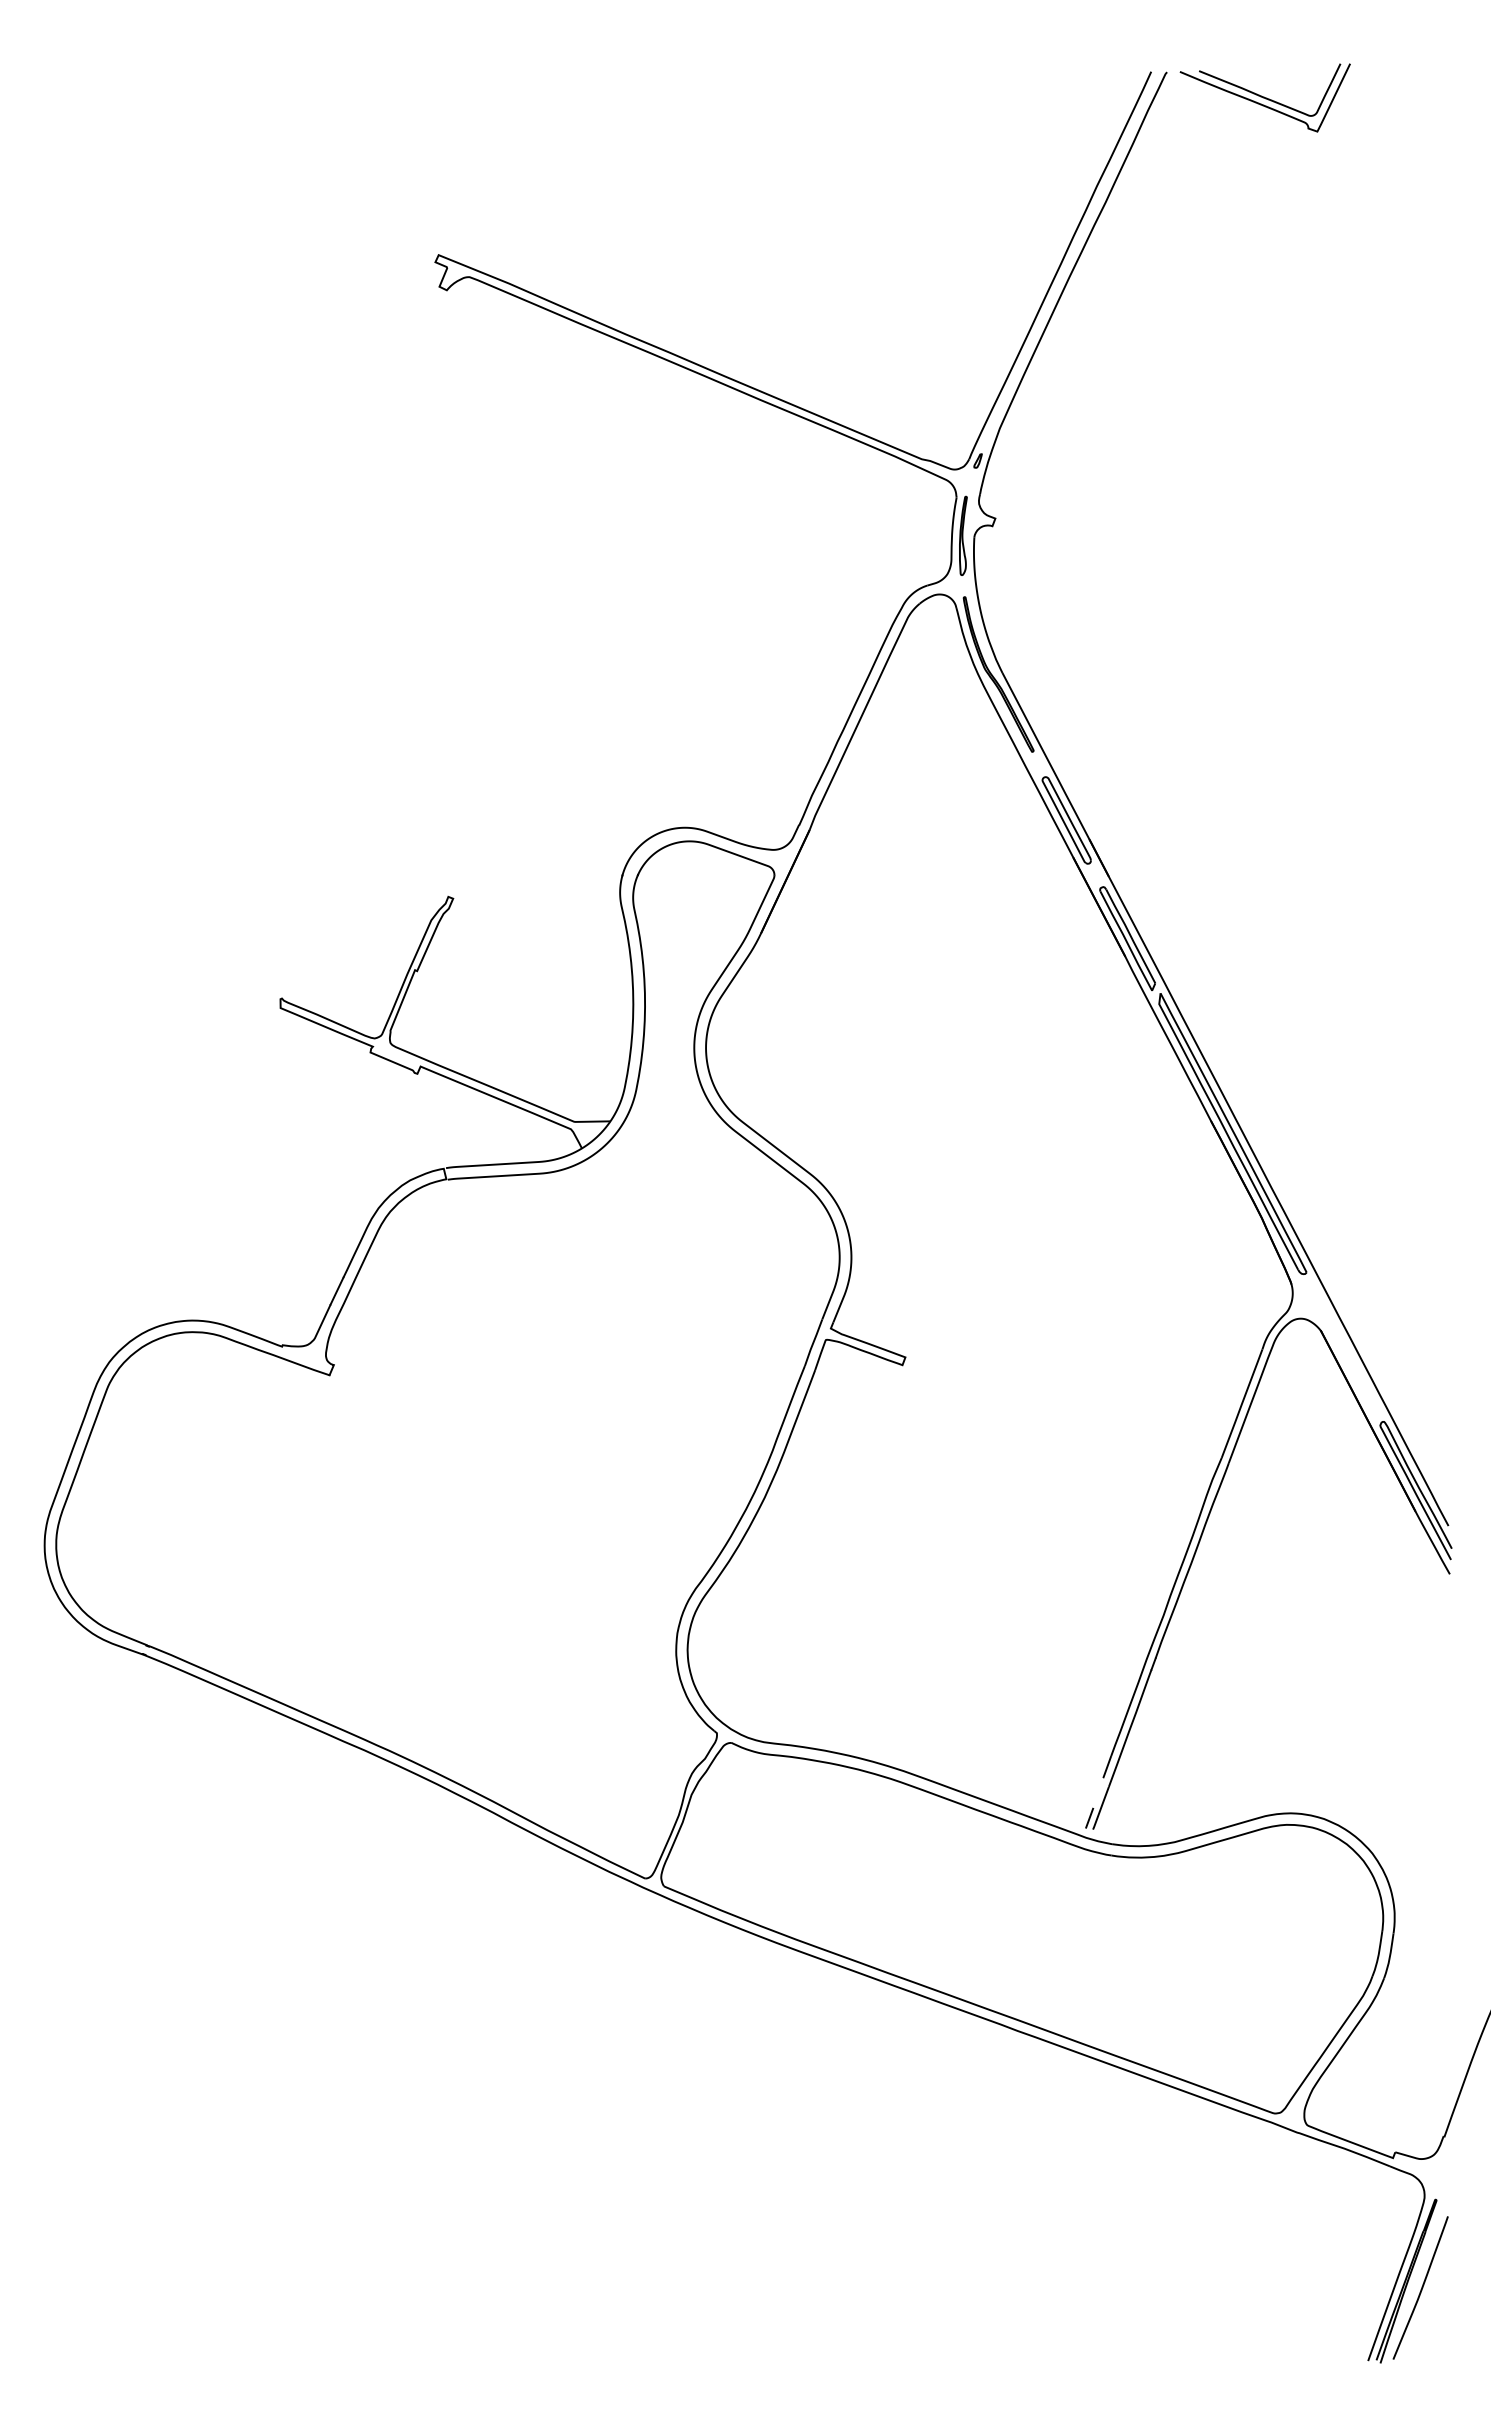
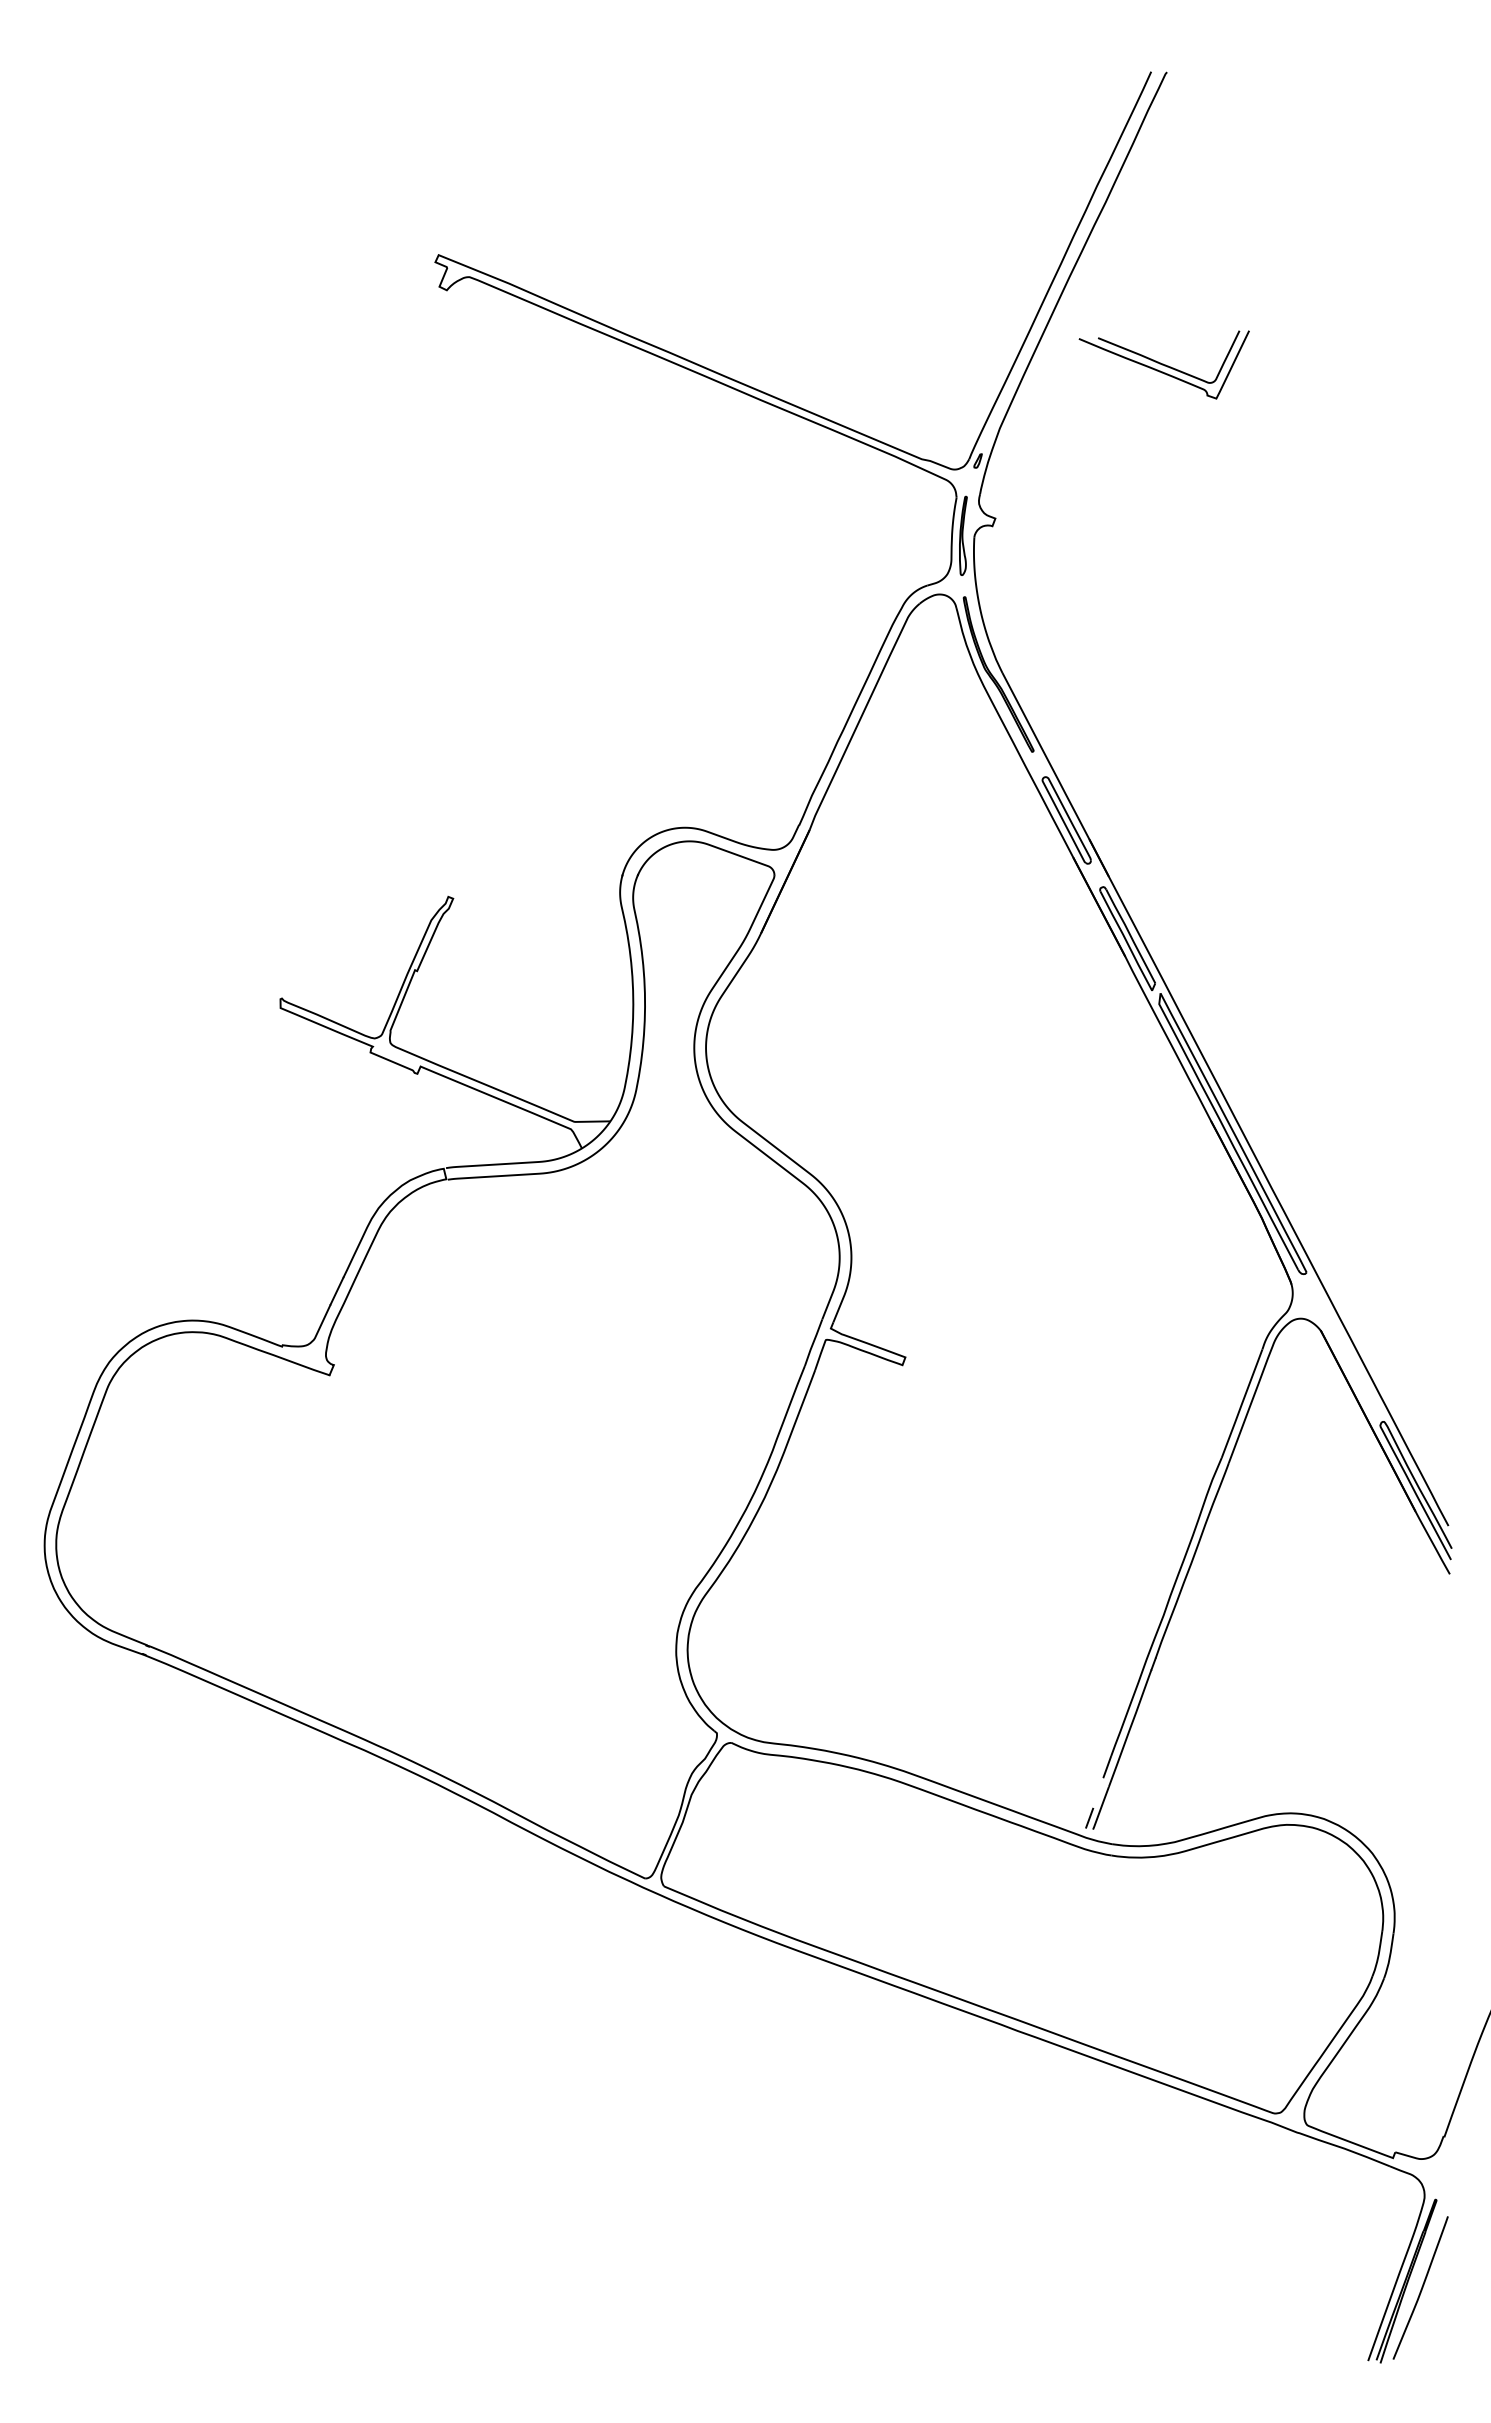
part position: (1264, 97) -> (1163, 364) (1163, 364)
